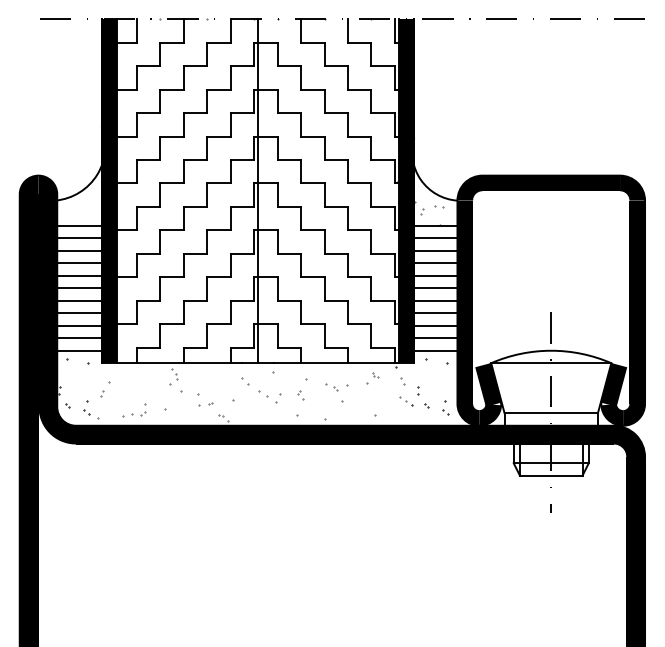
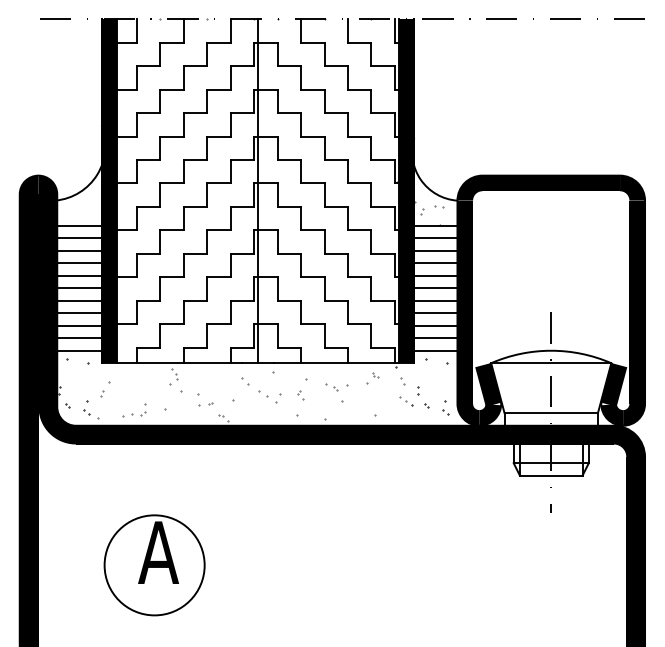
part: none -> present (154, 565)
